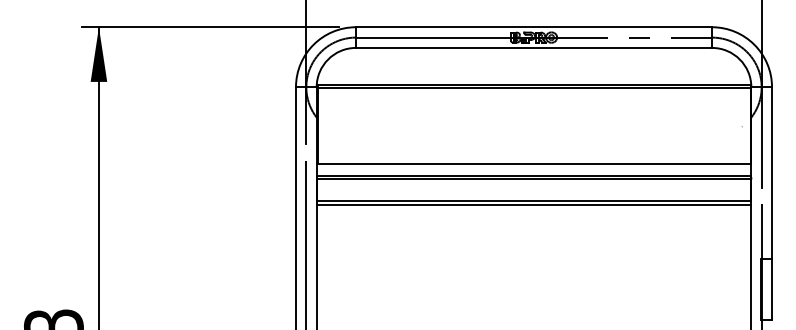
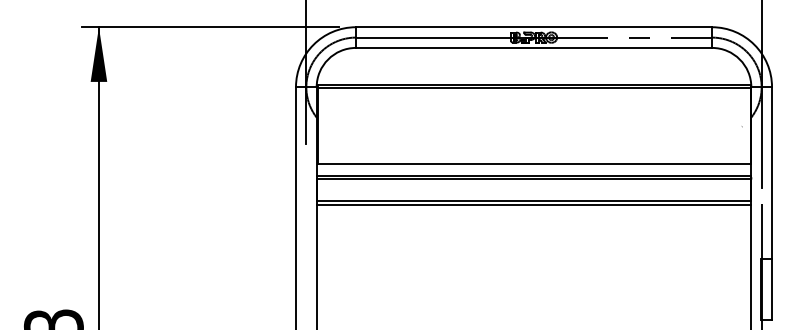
line: present -> none (306, 243)
